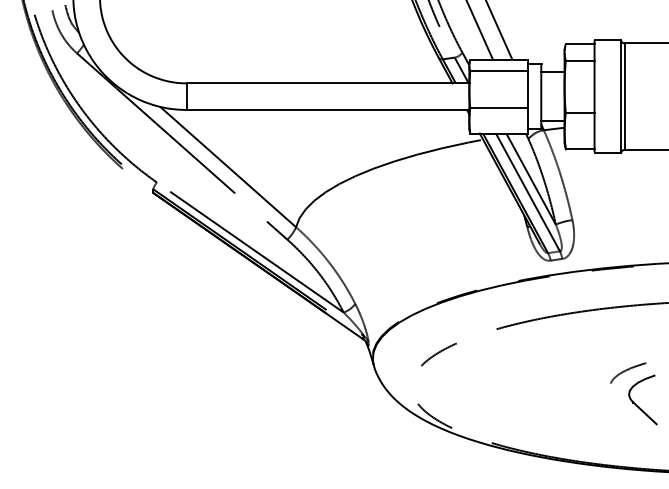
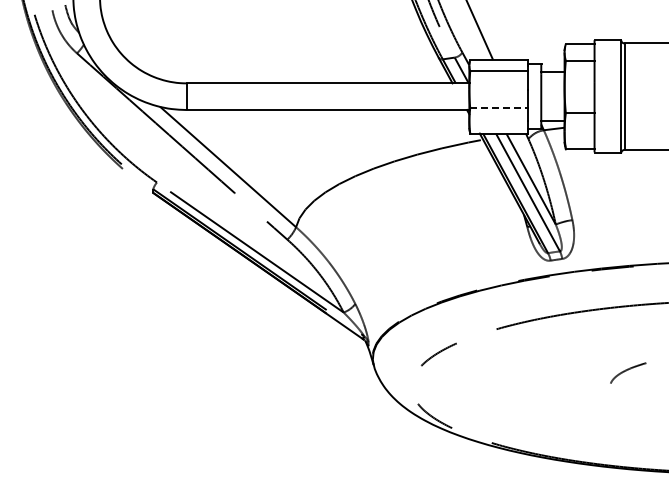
line: present -> none (499, 30)
line: solid -> dashed (499, 108)
part: present -> none (639, 406)
